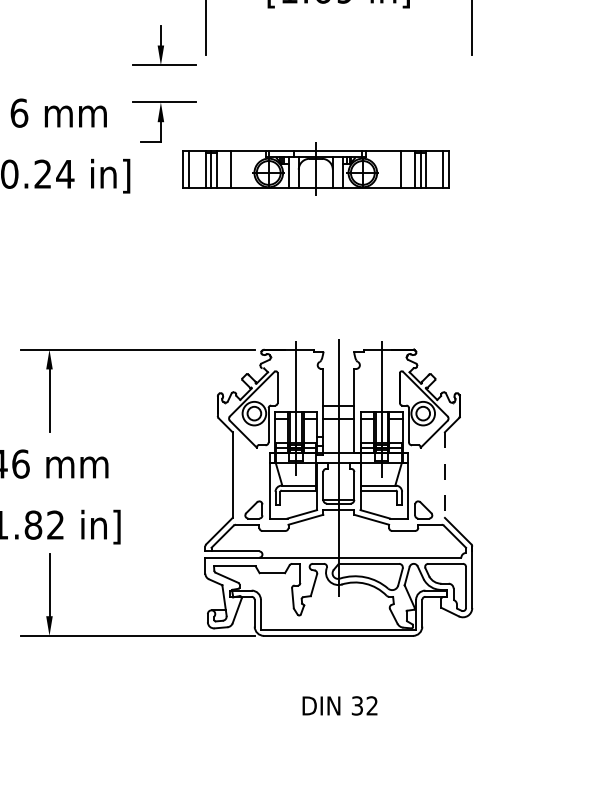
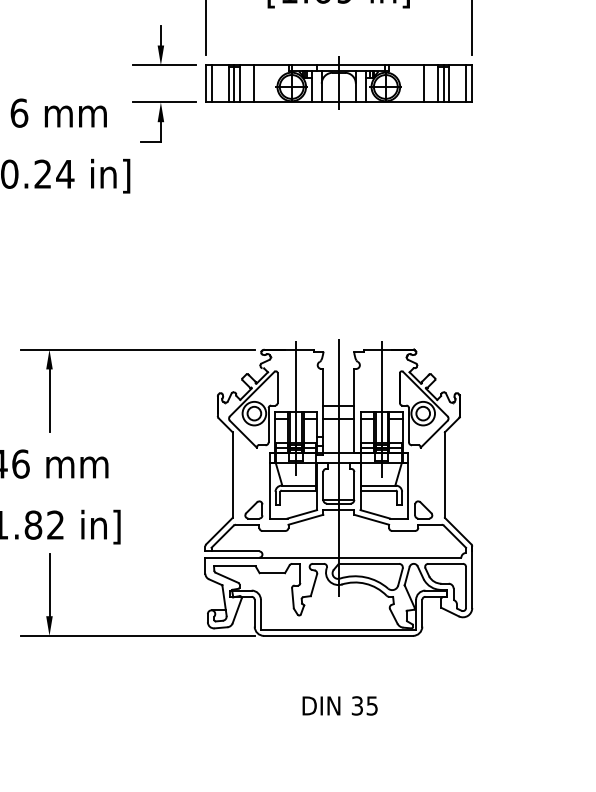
part position: (315, 168) -> (338, 82) (338, 82)
line: dashed -> solid (444, 475)
text: 32 -> 35 (371, 705)
